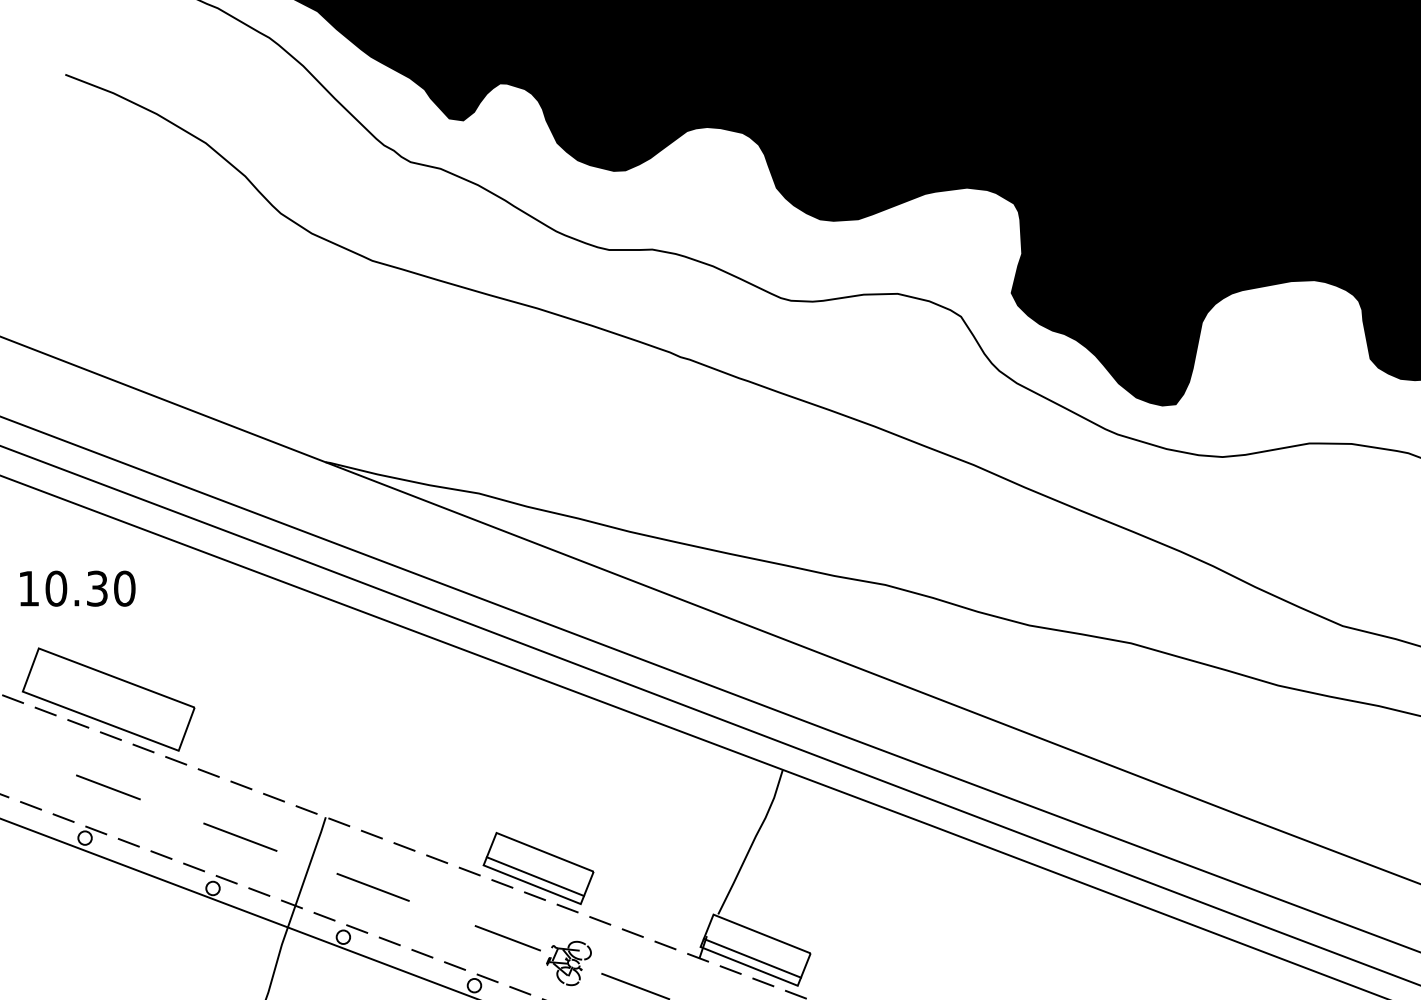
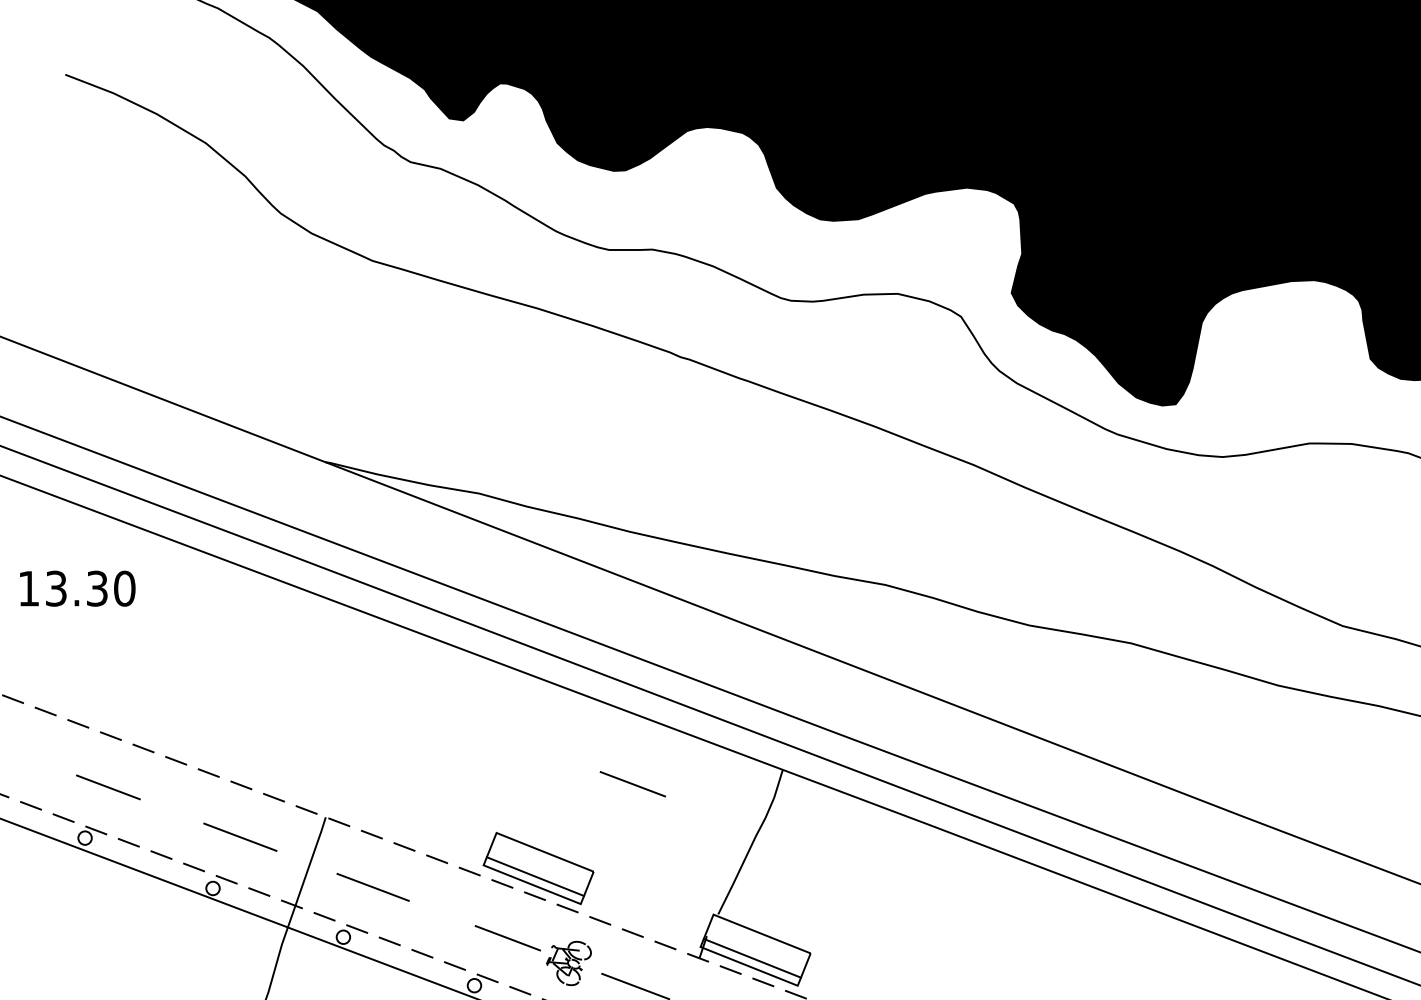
text: 10.30 -> 13.30 (56, 588)
part: present -> none (108, 699)
line: none -> present (632, 784)
